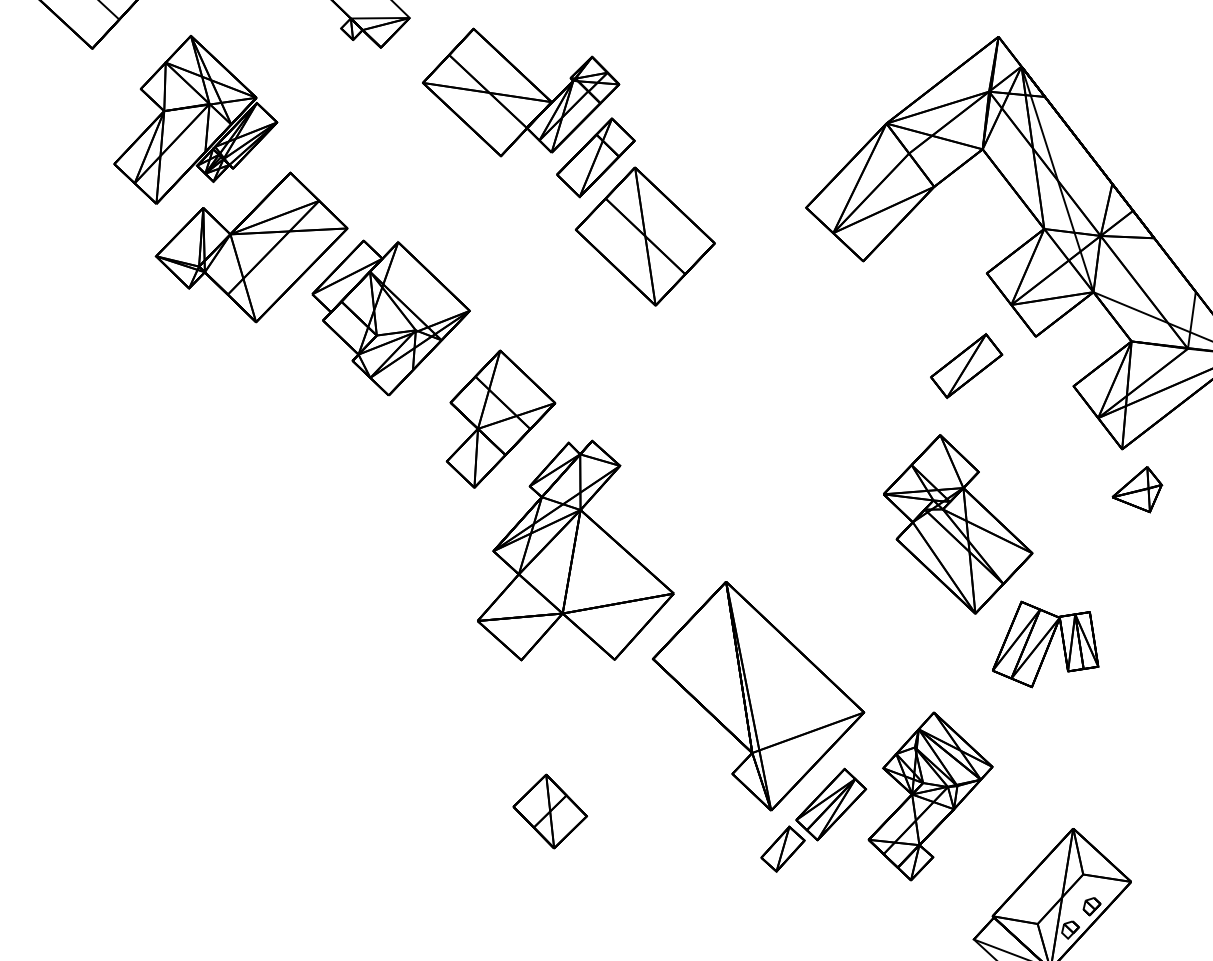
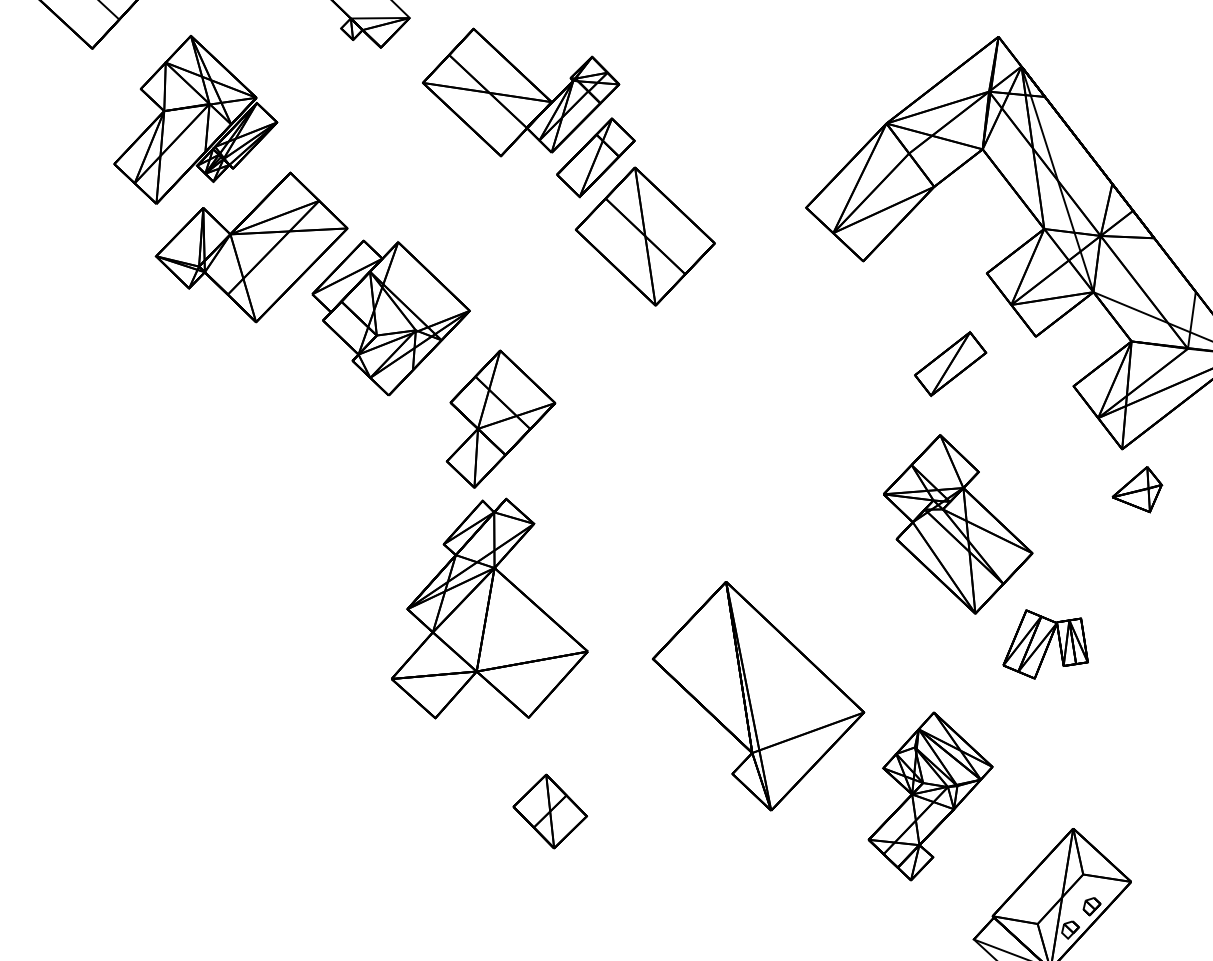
part position: (966, 366) -> (950, 364) (950, 364)
part position: (575, 550) -> (489, 608) (489, 608)
part size: 108x89 px -> 87x71 px (1045, 644)
part: present -> none (813, 819)
